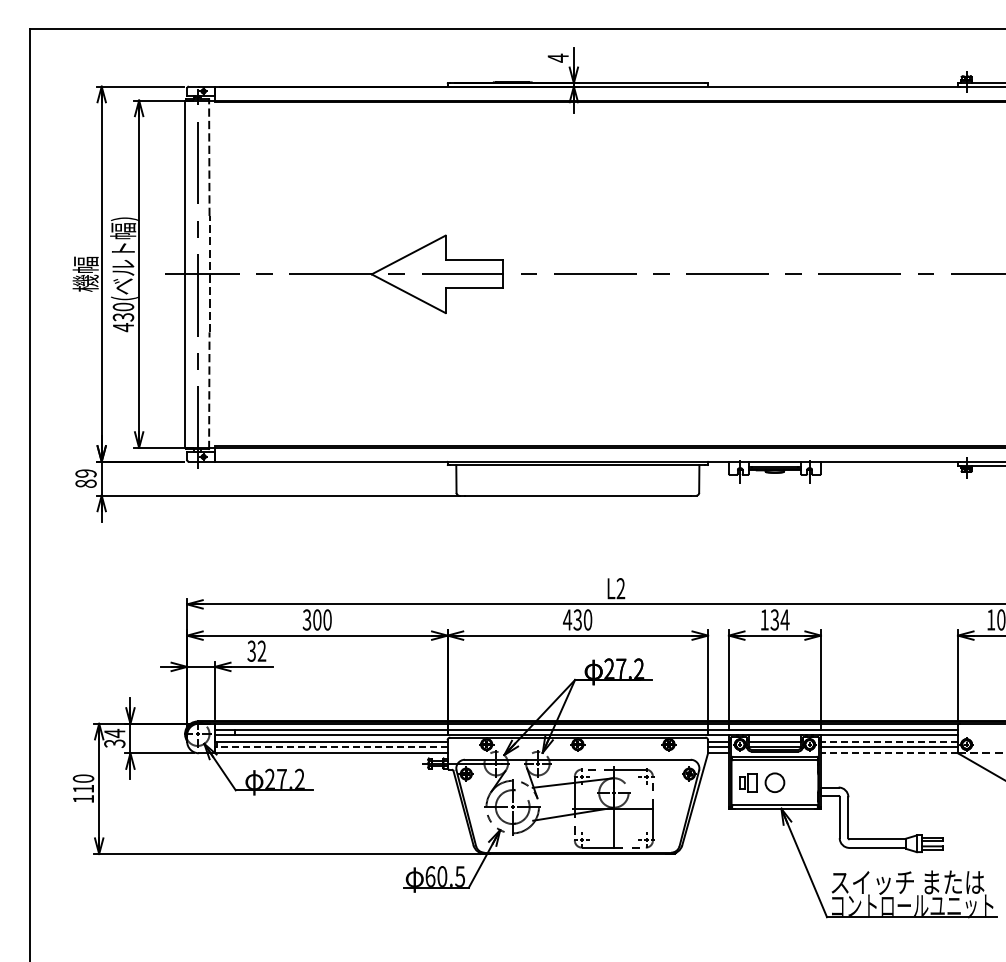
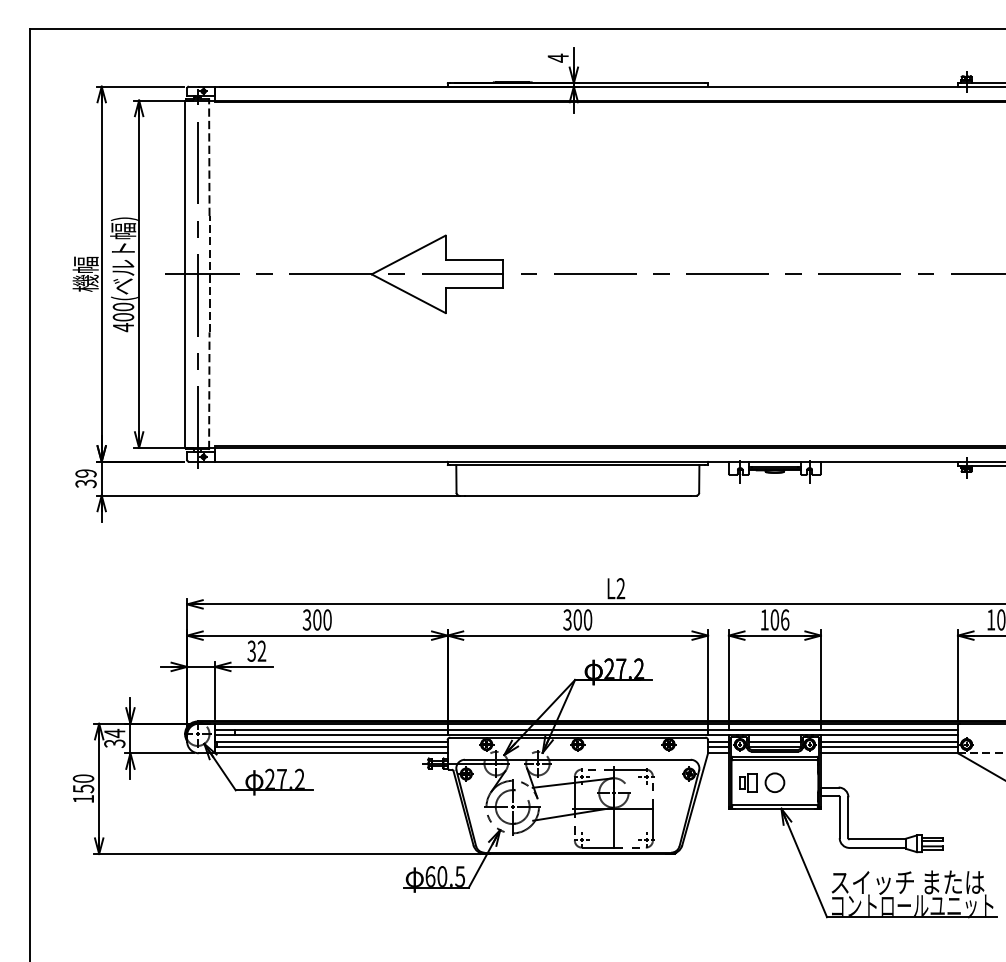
text: 430( -> 400( (123, 317)
text: 89 -> 39 (85, 483)
text: 430 -> 300 (571, 619)
text: 134 -> 106 (779, 619)
line: dashed -> solid (889, 741)
line: dashed -> solid (330, 747)
line: dashed -> solid (889, 753)
text: 110 -> 150 (83, 788)
